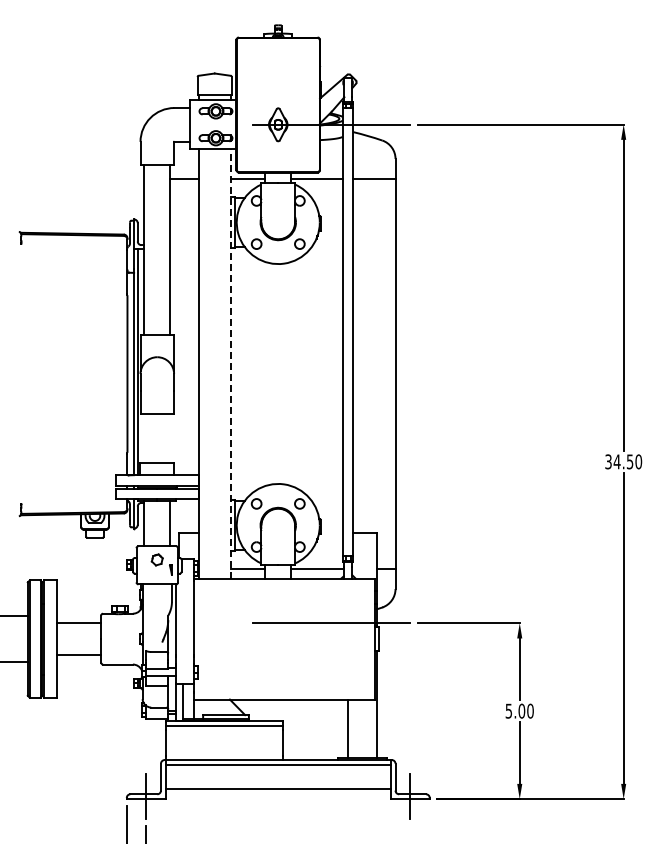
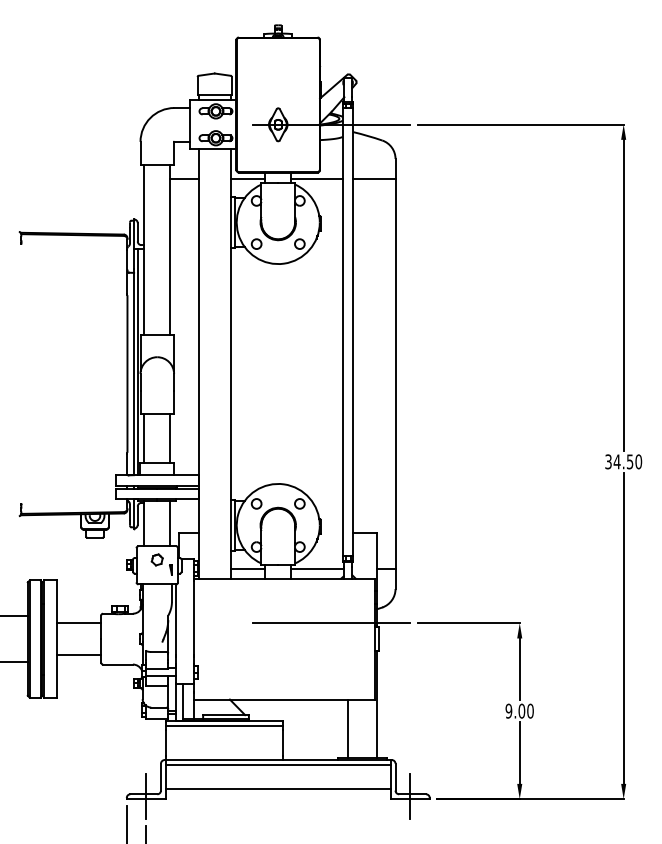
line: dashed -> solid (230, 363)
line: none -> present (144, 437)
line: none -> present (170, 437)
text: 5.00 -> 9.00 (508, 710)
